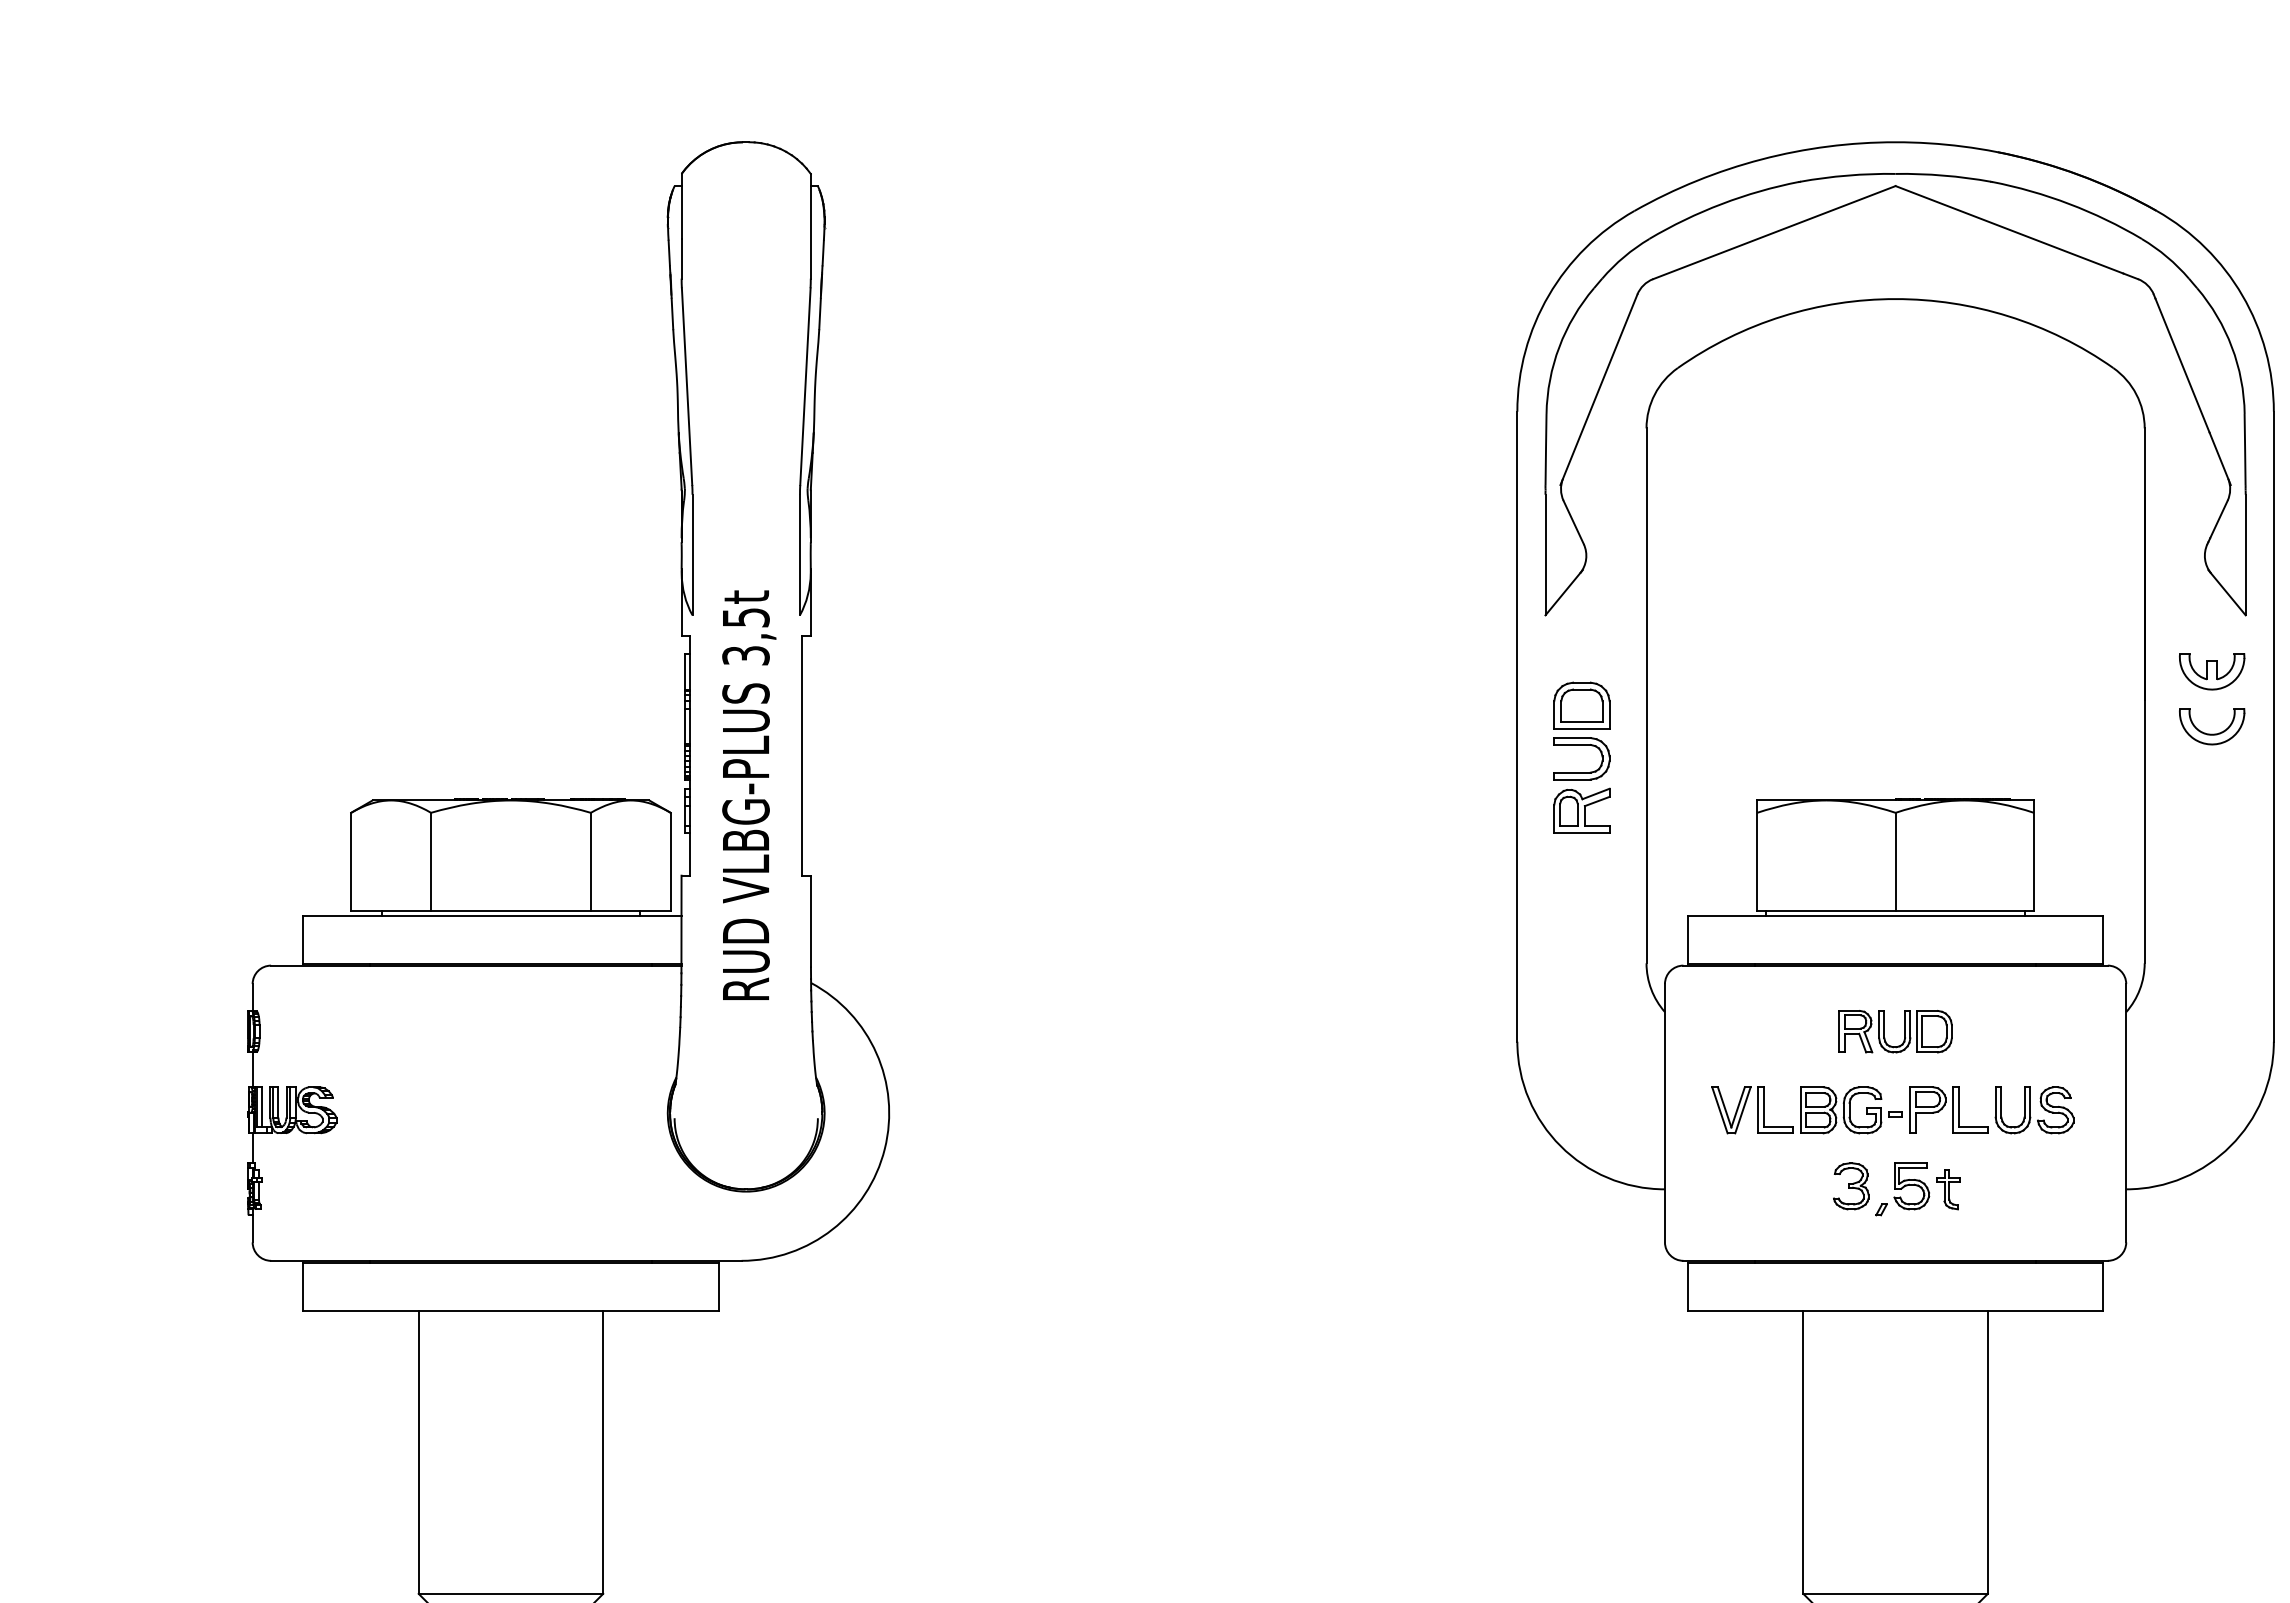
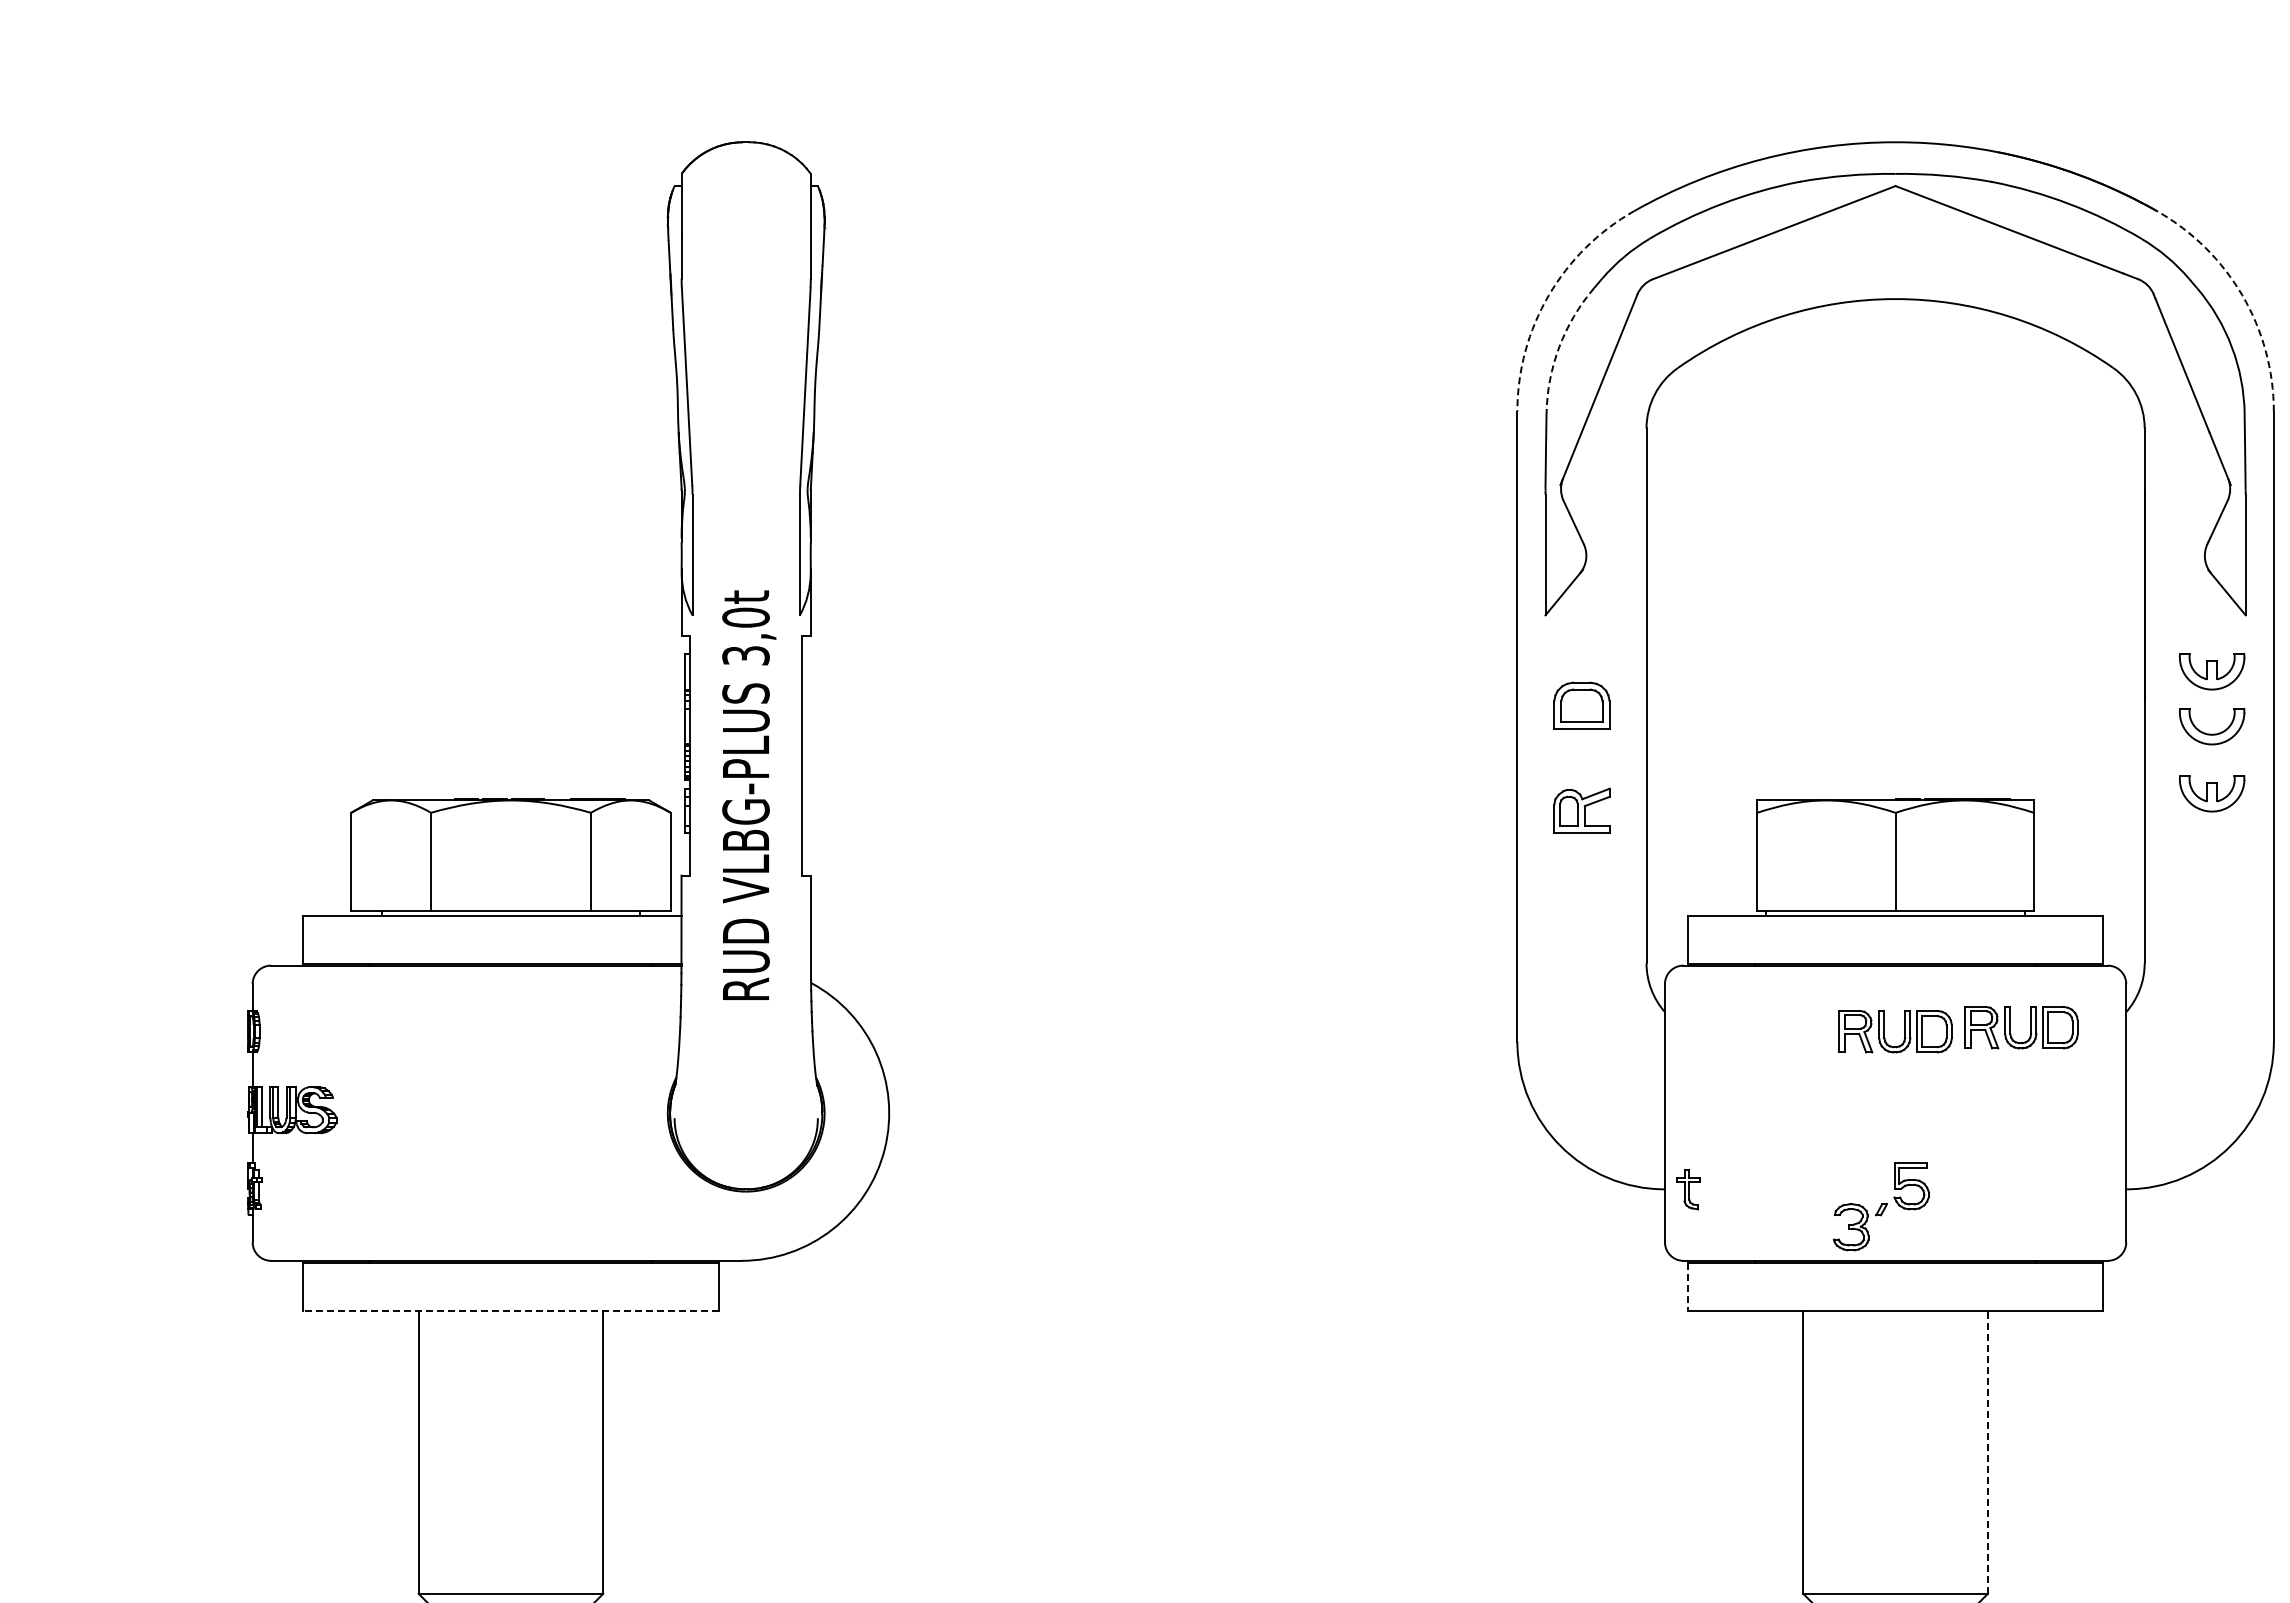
arc: solid -> dashed (1548, 295)
arc: solid -> dashed (2242, 295)
arc: solid -> dashed (1559, 347)
text: 3,5t -> 3,0t (745, 617)
part: present -> none (1581, 745)
part: none -> present (2212, 793)
part: none -> present (2030, 1027)
part: present -> none (1892, 1110)
part position: (1851, 1186) -> (1851, 1227) (1851, 1227)
part position: (1948, 1189) -> (1688, 1189) (1688, 1189)
line: solid -> dashed (1688, 1286)
line: solid -> dashed (510, 1310)
line: solid -> dashed (1987, 1452)
